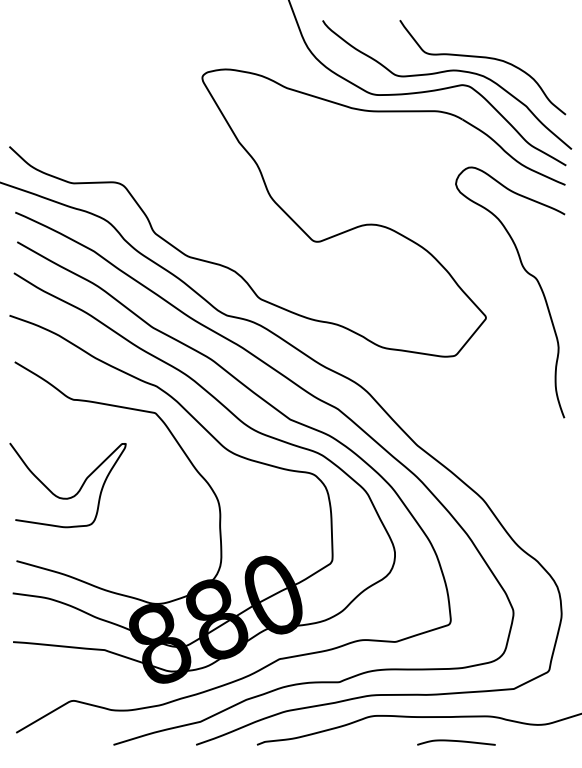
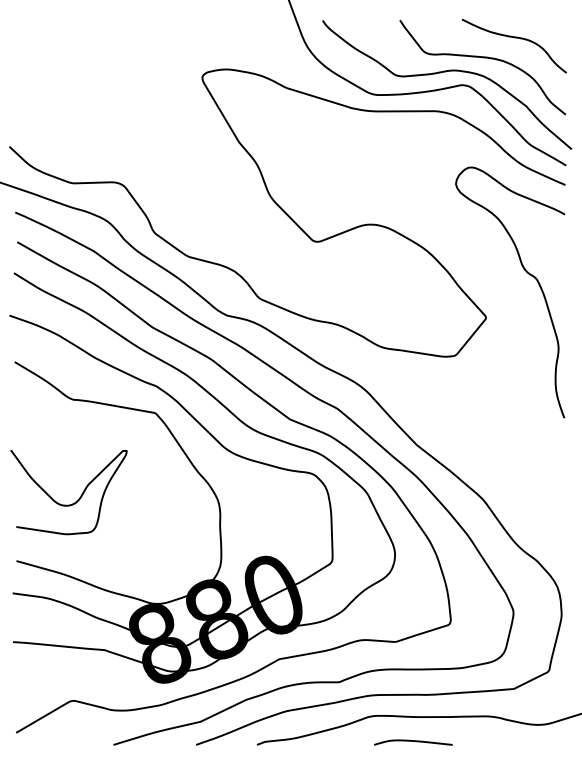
curve: none -> present (514, 38)
curve position: (75, 493) -> (76, 500) (76, 500)
curve position: (456, 741) -> (413, 741) (413, 741)
